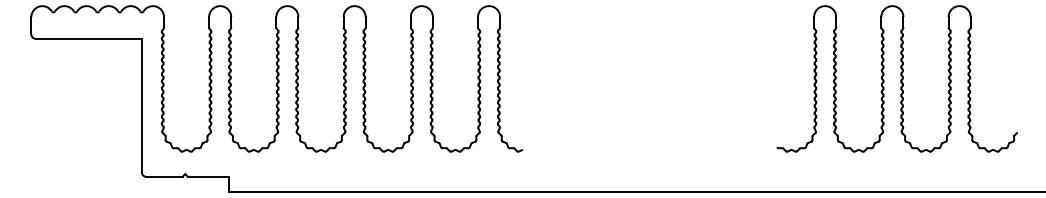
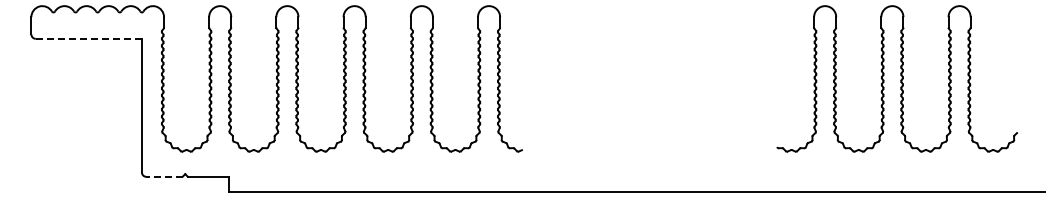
line: solid -> dashed (88, 38)
line: solid -> dashed (163, 176)
